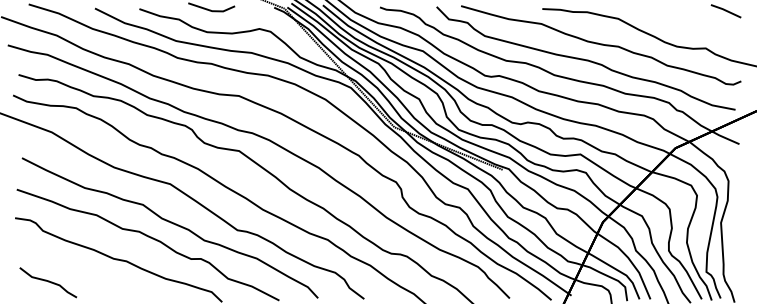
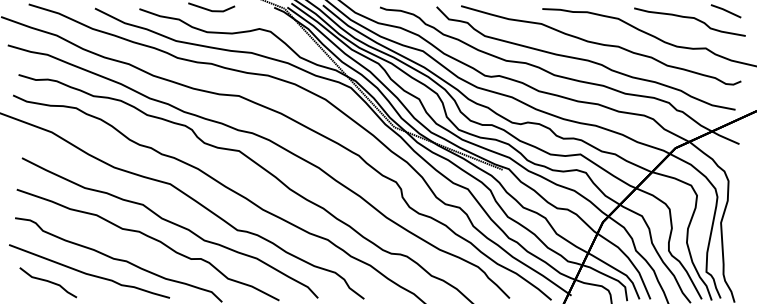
part: none -> present (689, 21)
part: none -> present (89, 271)
